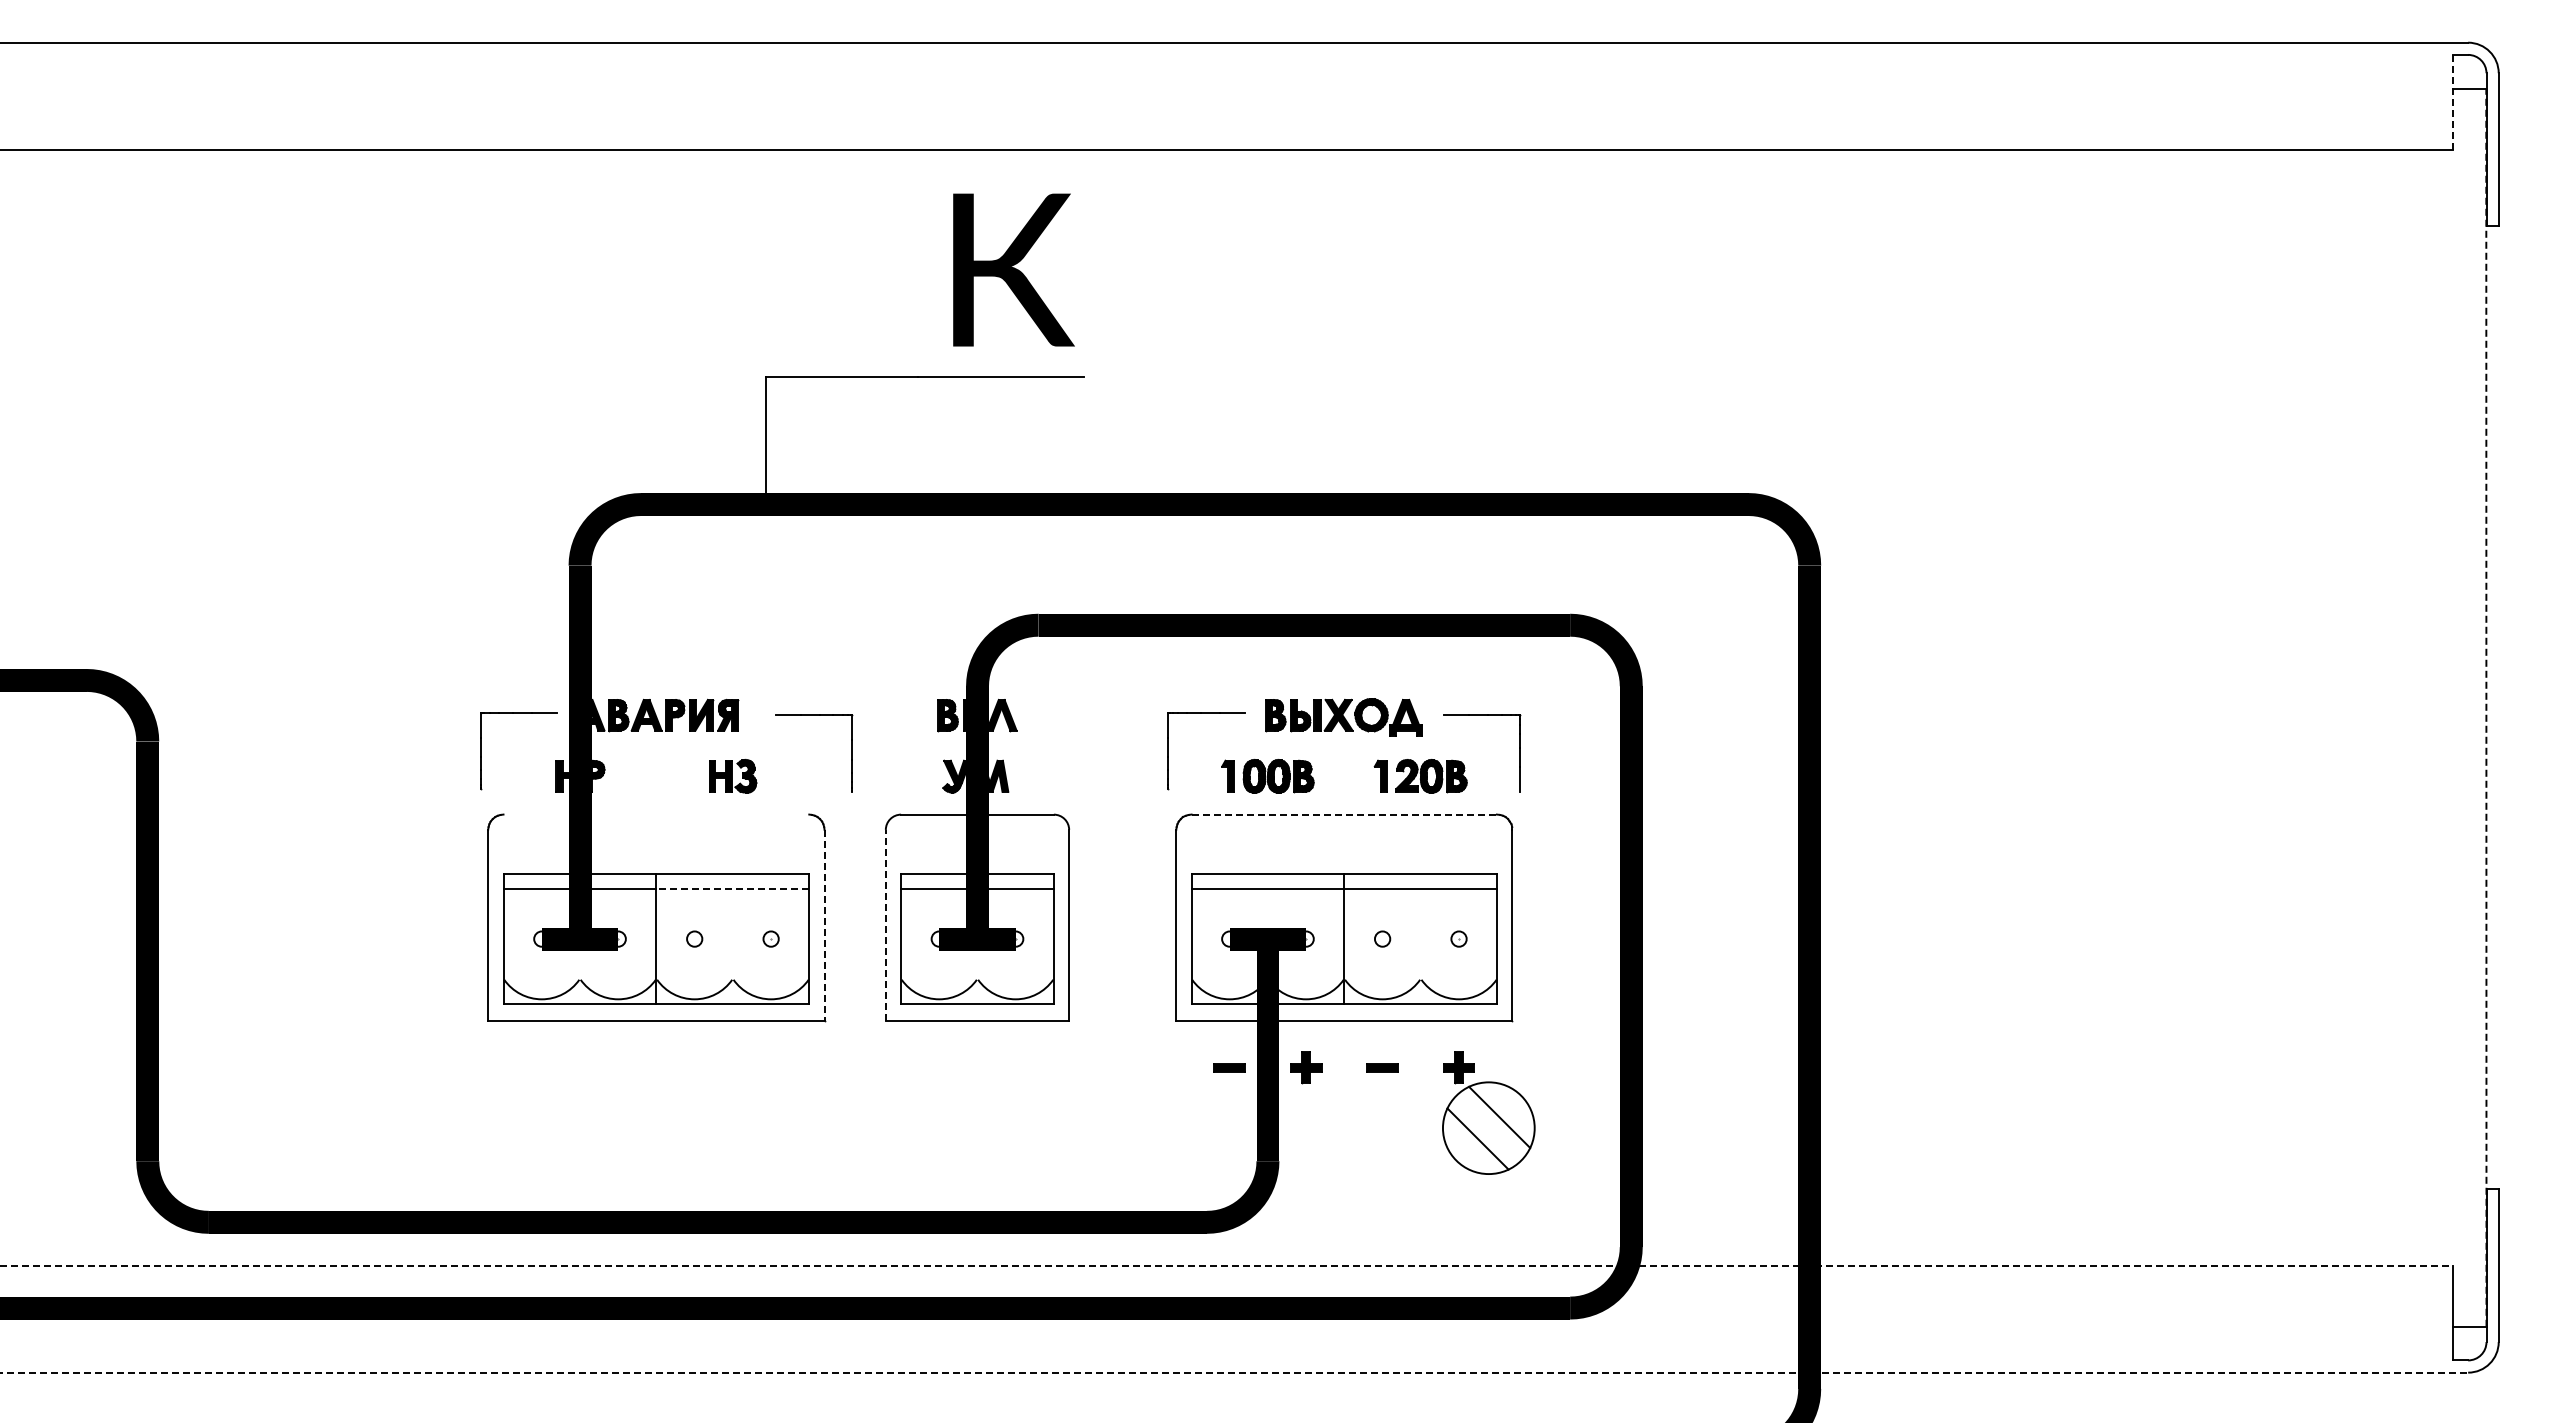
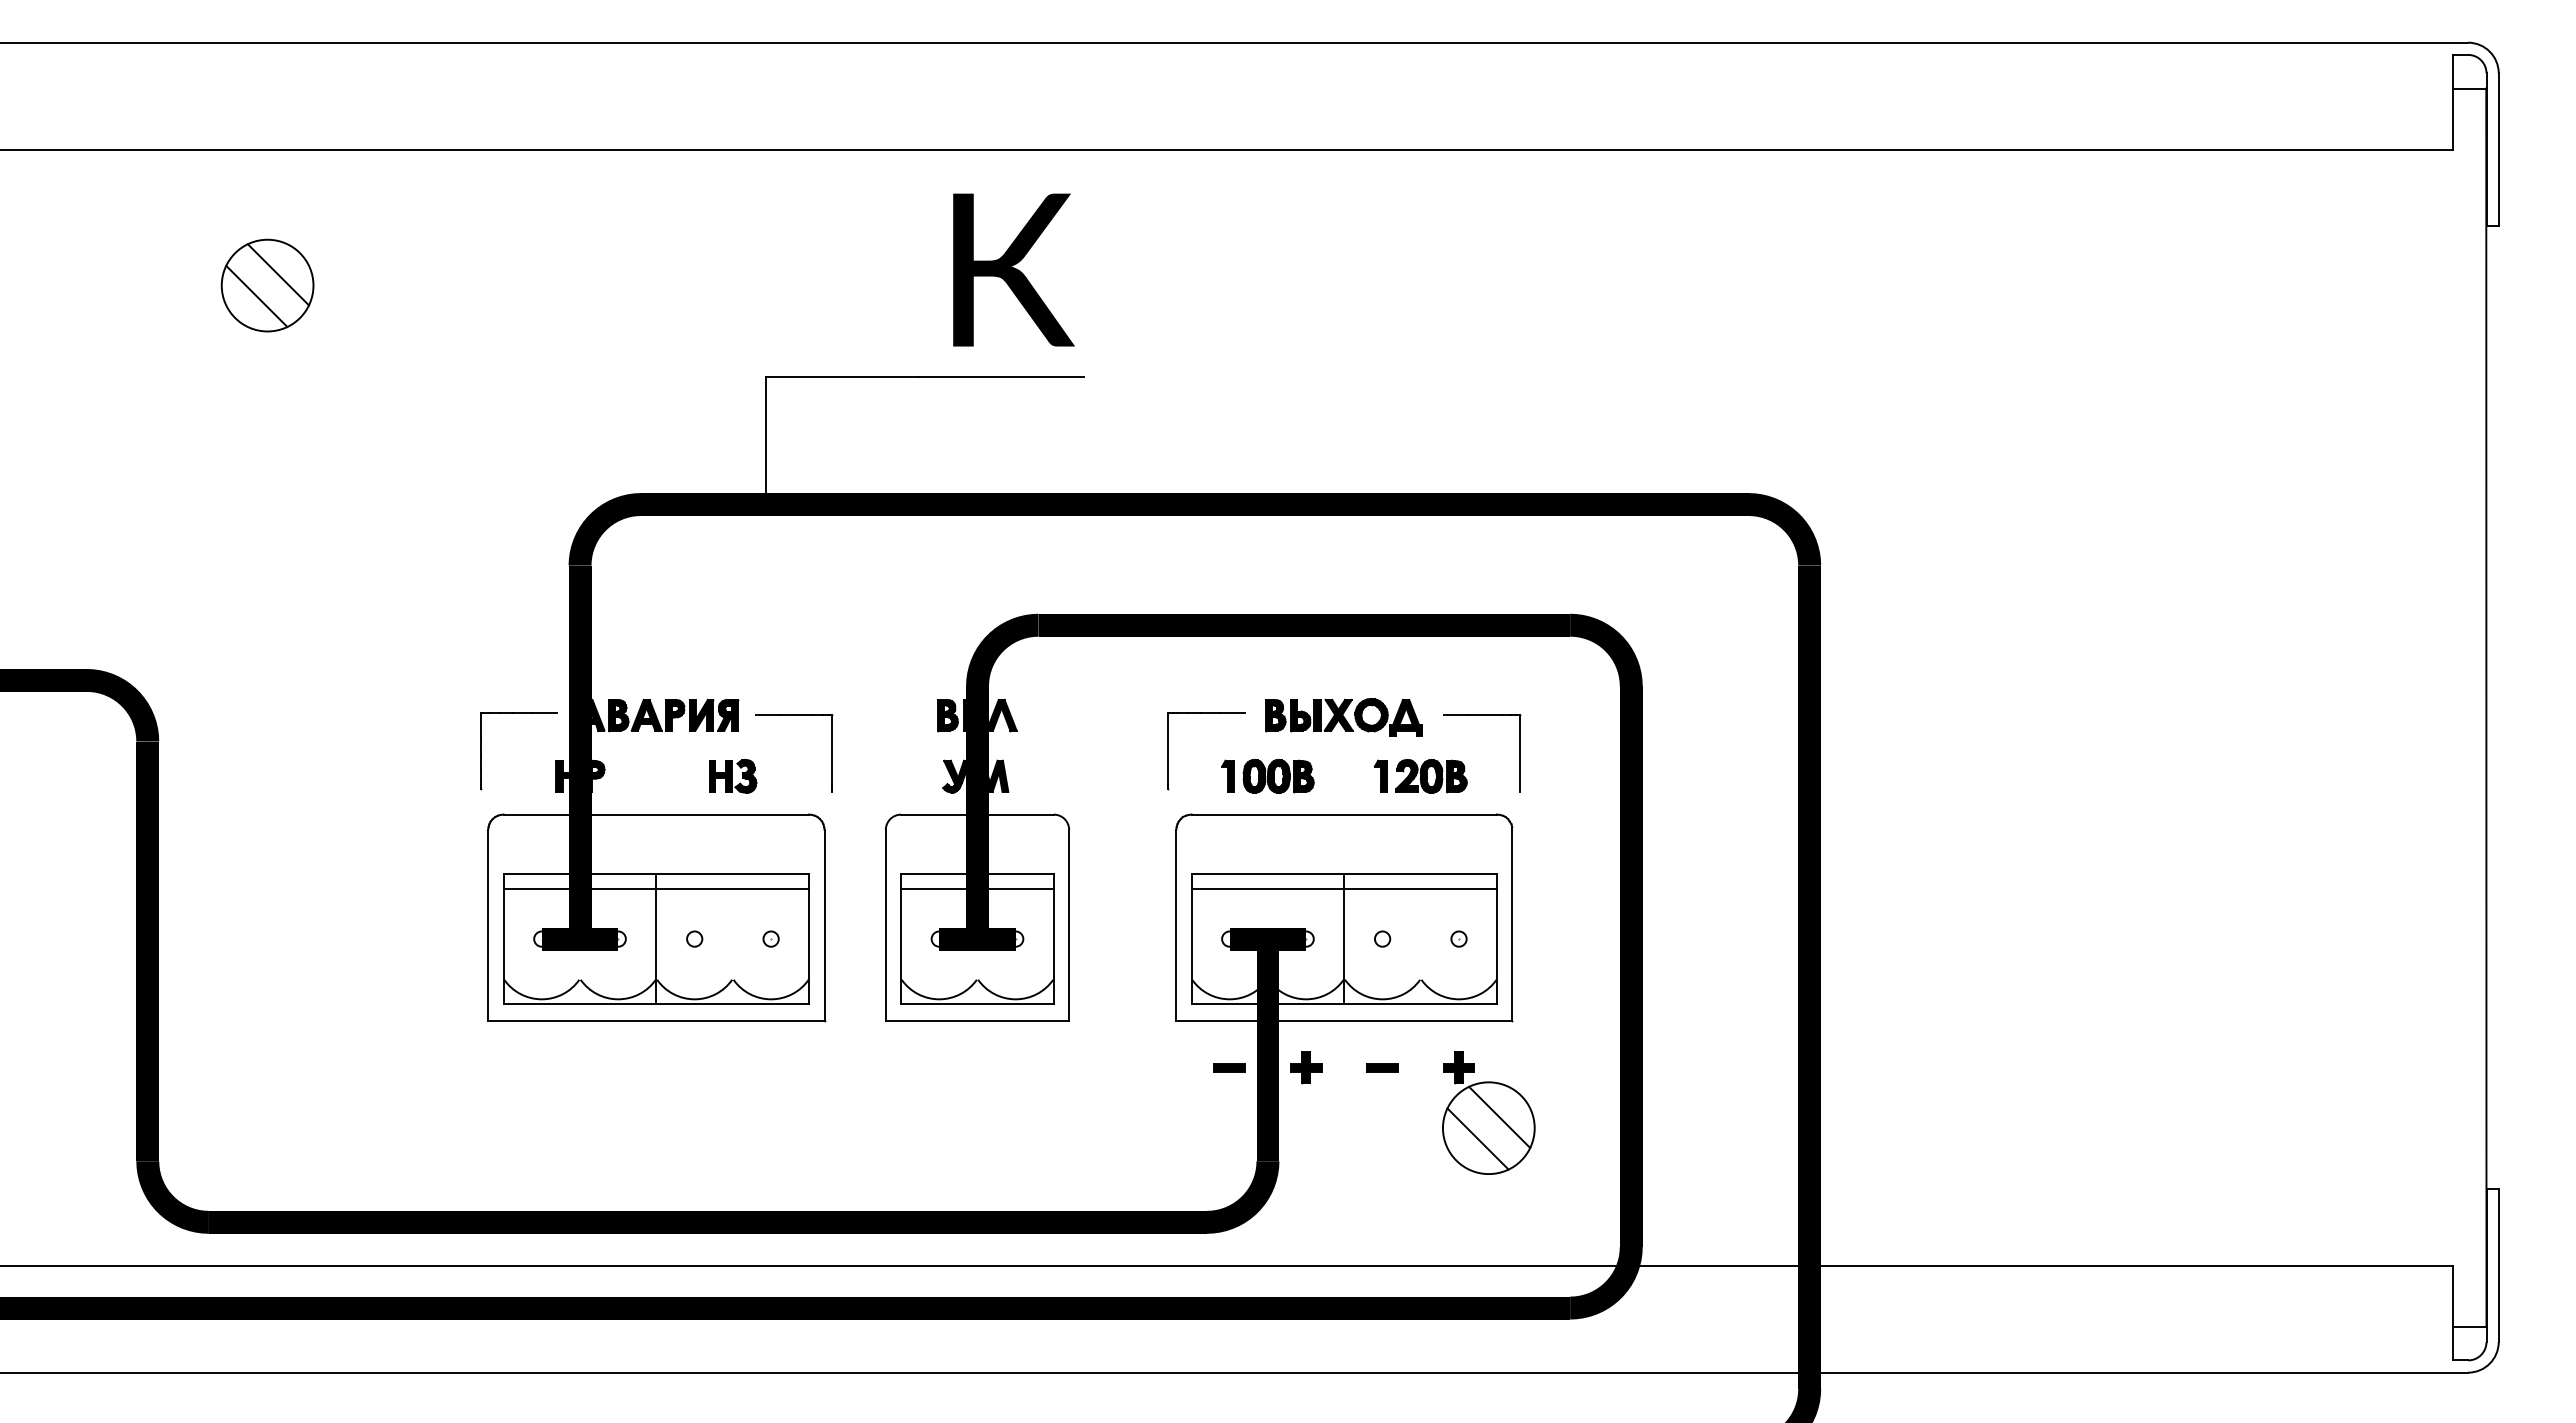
line: dashed -> solid (2452, 101)
part: none -> present (267, 285)
line: dashed -> solid (2486, 707)
part position: (851, 753) -> (831, 753) (831, 753)
line: none -> present (656, 814)
line: dashed -> solid (1344, 814)
line: dashed -> solid (732, 889)
line: dashed -> solid (824, 925)
line: dashed -> solid (885, 925)
line: dashed -> solid (1227, 1265)
line: dashed -> solid (1234, 1372)
